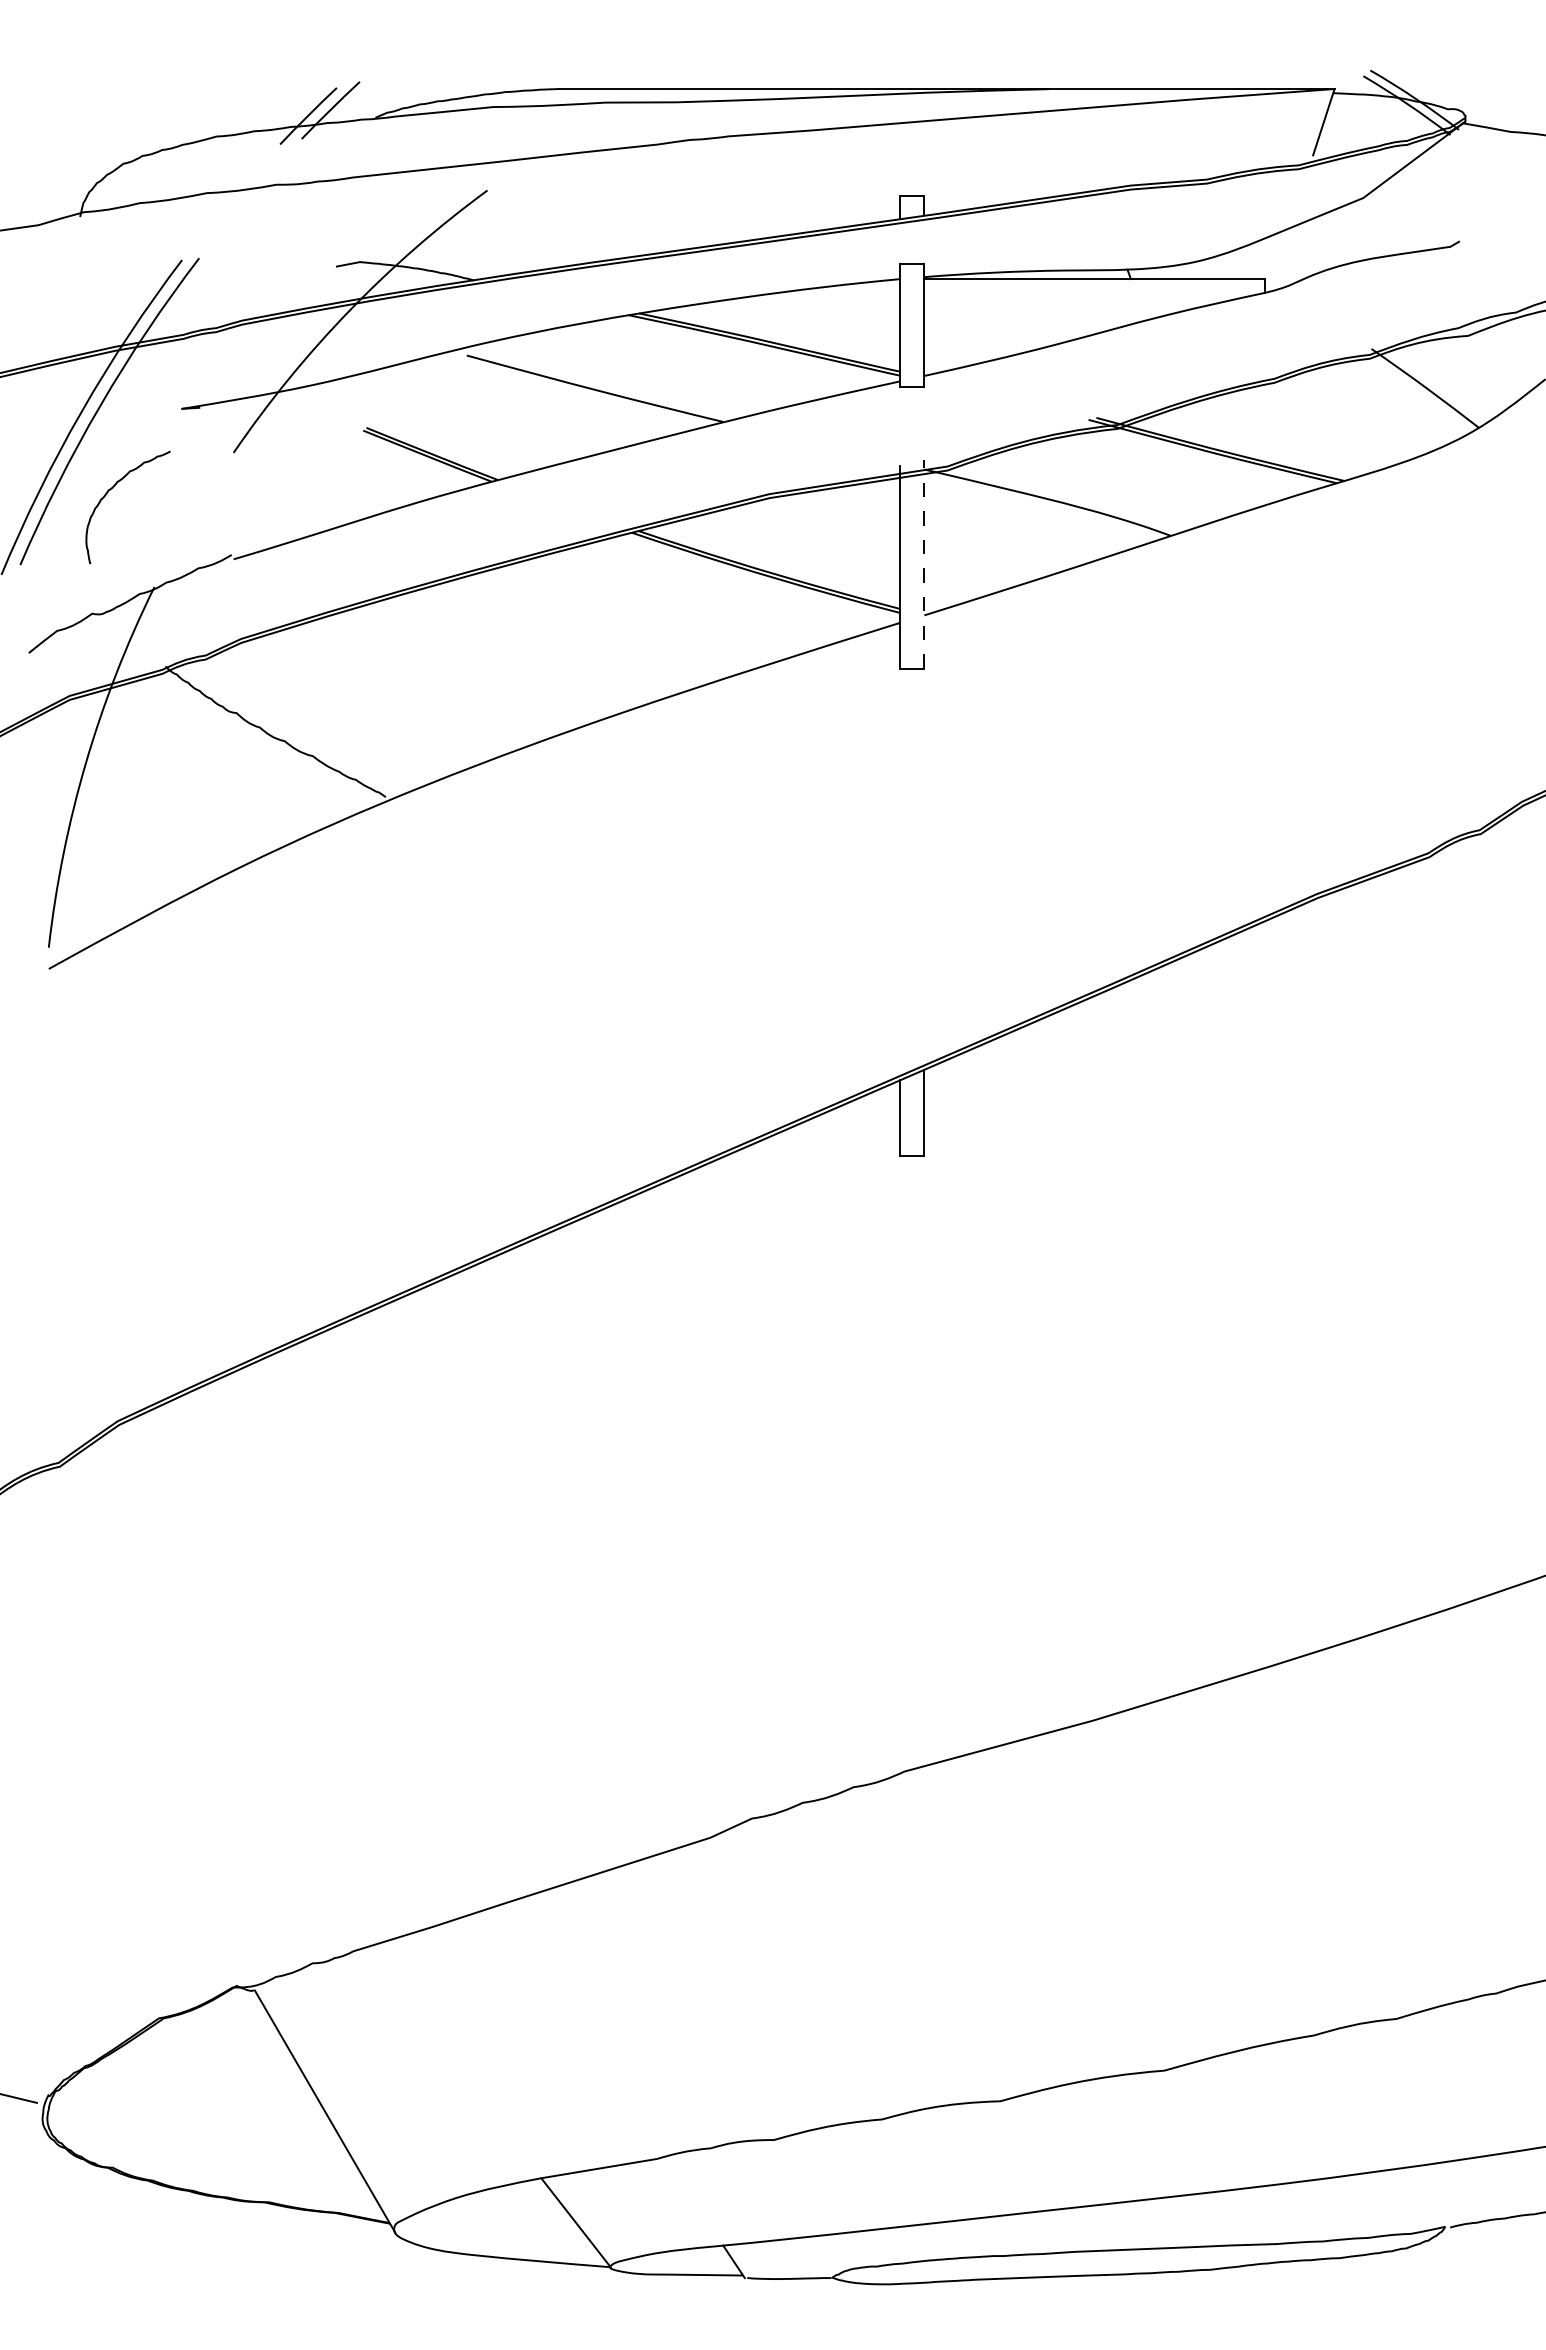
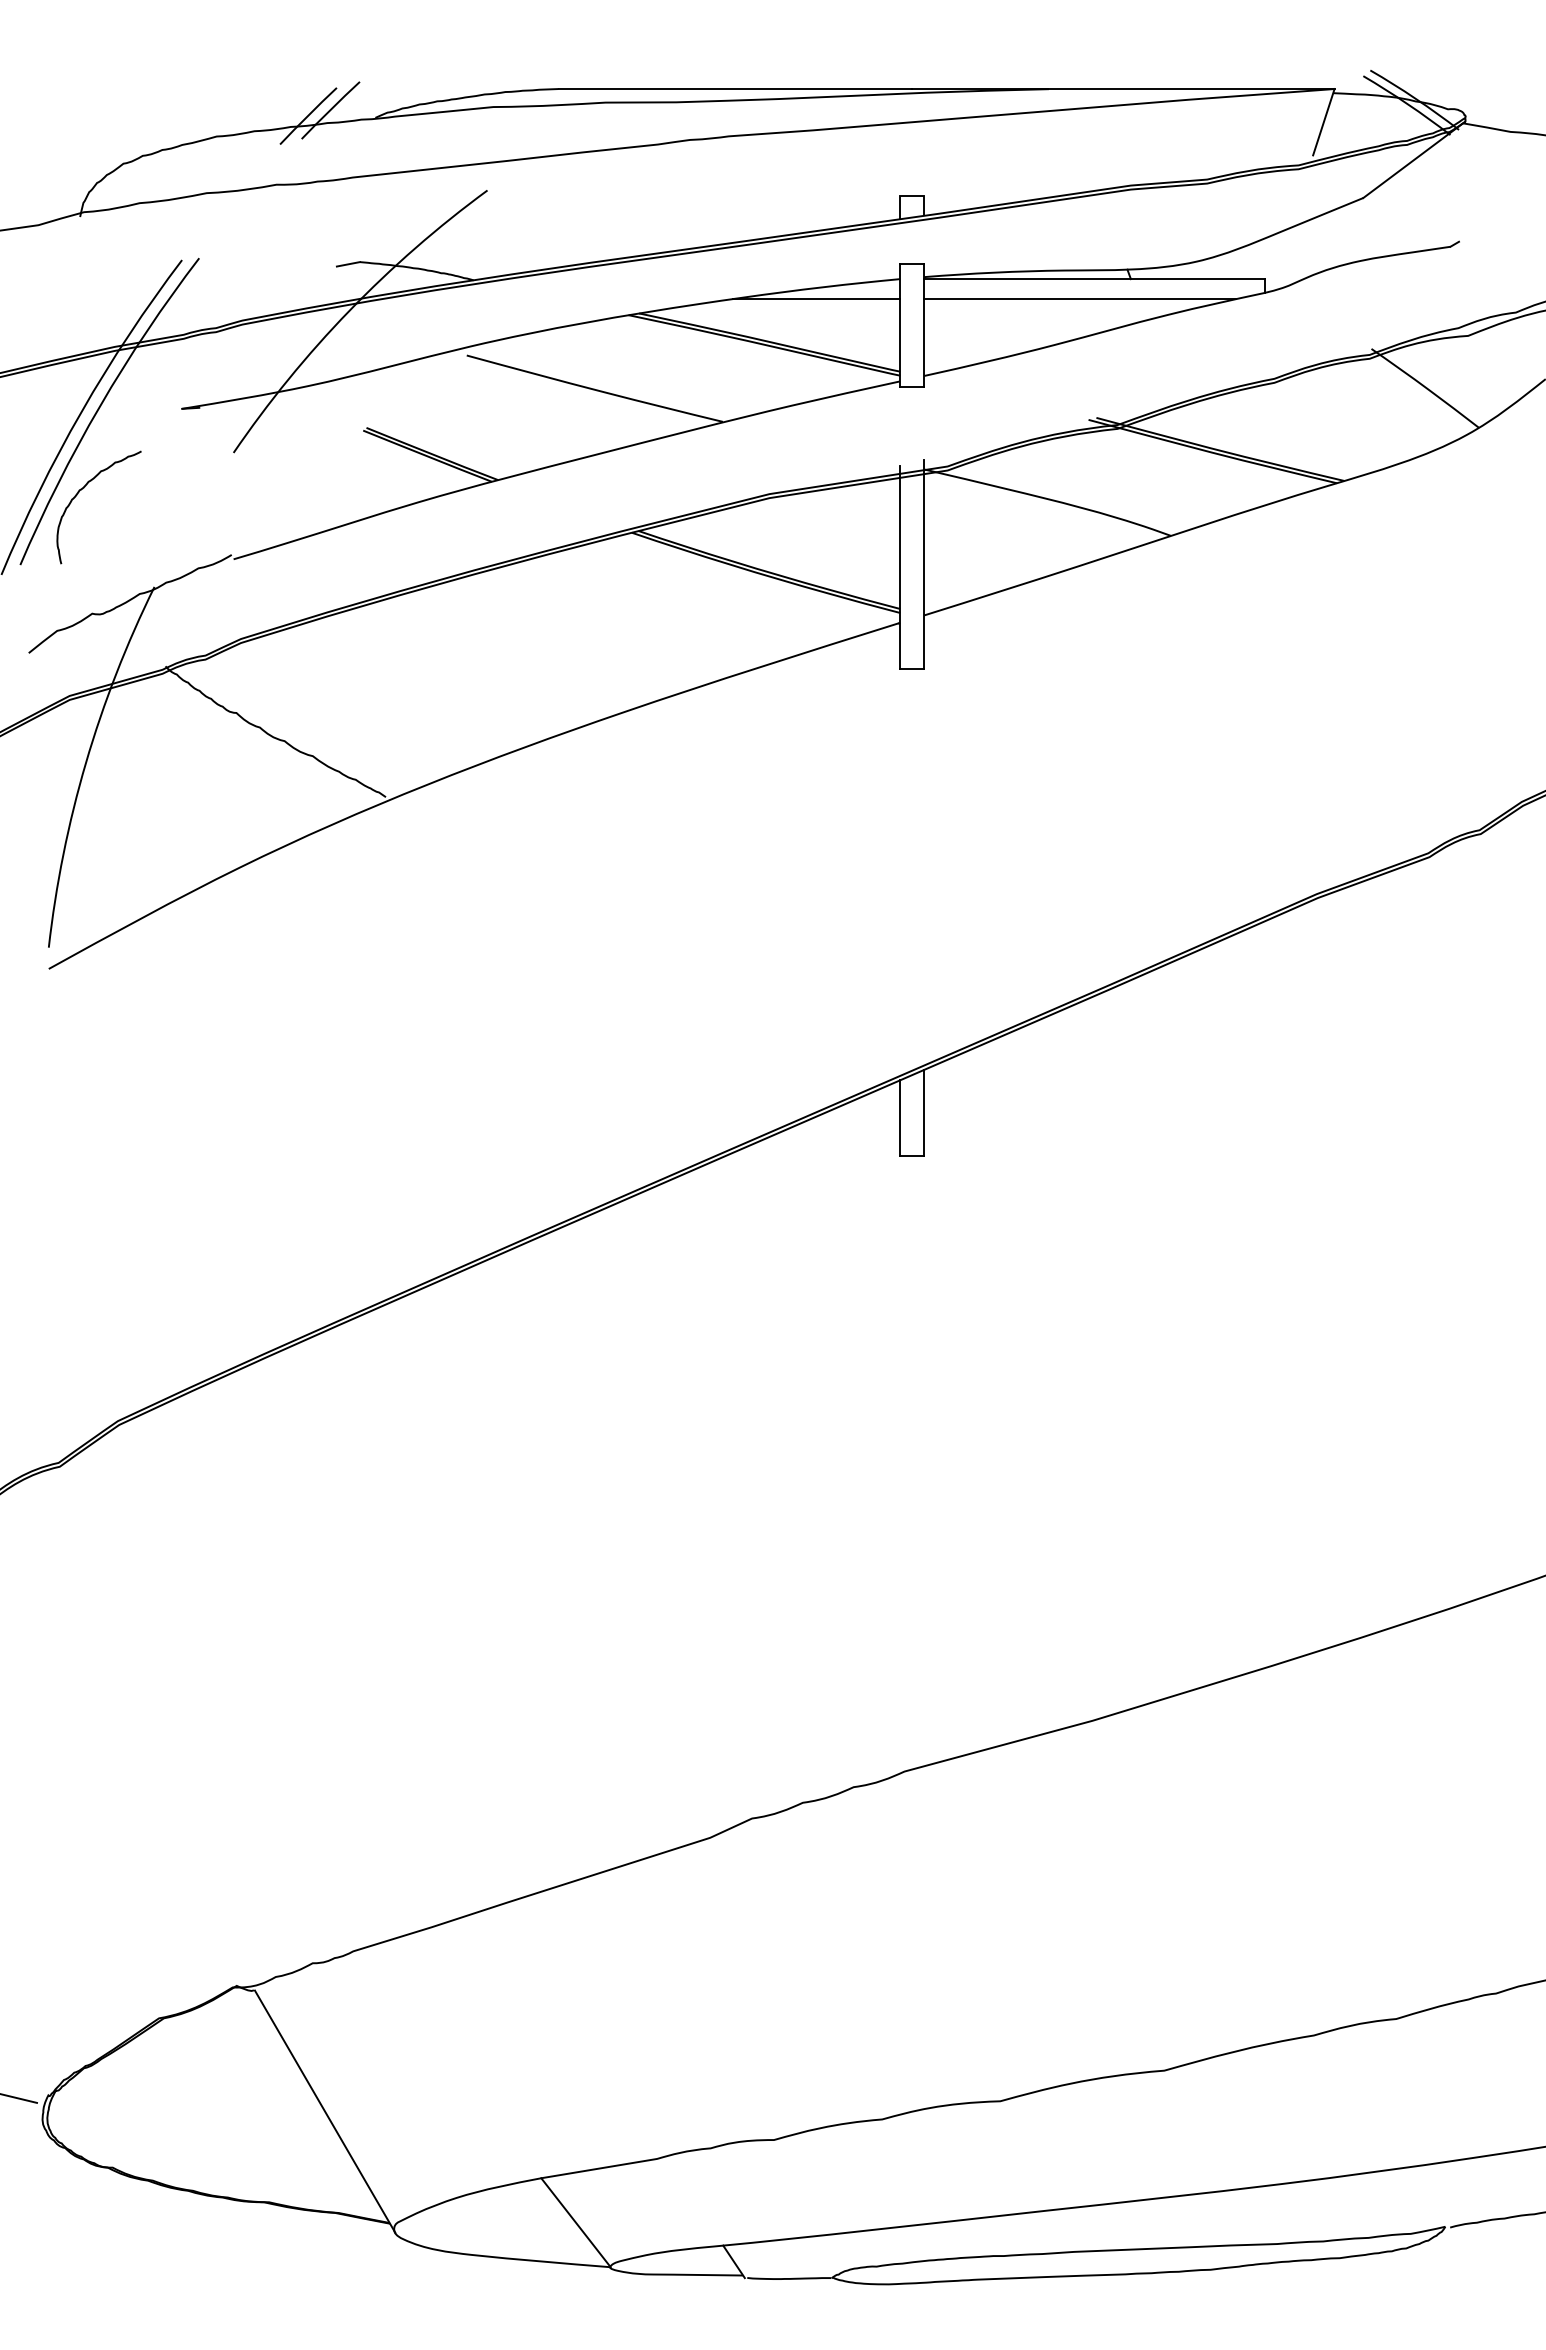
line: none -> present (816, 299)
line: none -> present (1080, 299)
curve position: (113, 488) -> (84, 488) (84, 488)
line: dashed -> solid (924, 563)
